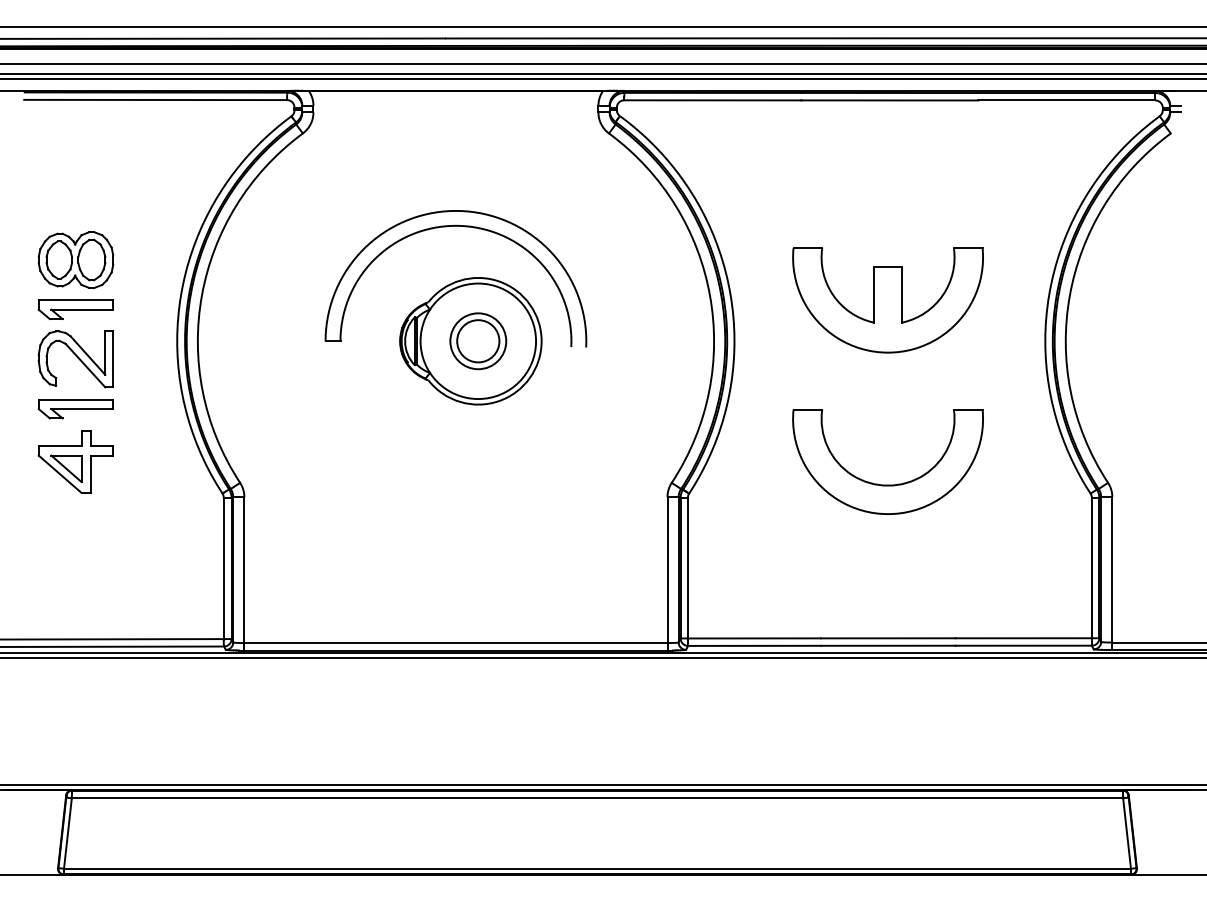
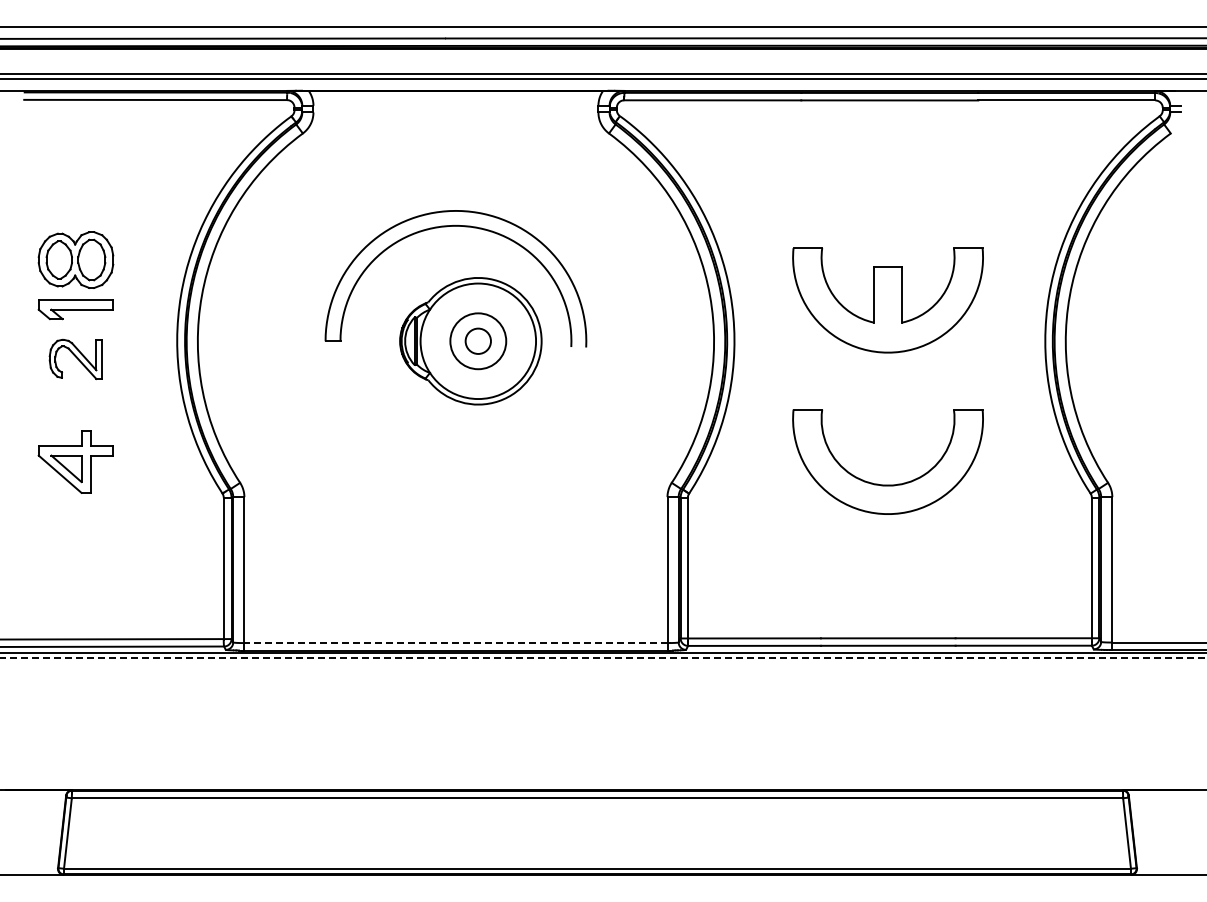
line: present -> none (602, 63)
circle diameter: 42 px -> 25 px (477, 340)
part size: 77x59 px -> 55x43 px (75, 359)
part: present -> none (75, 409)
line: solid -> dashed (456, 643)
line: solid -> dashed (603, 658)
line: present -> none (602, 784)
